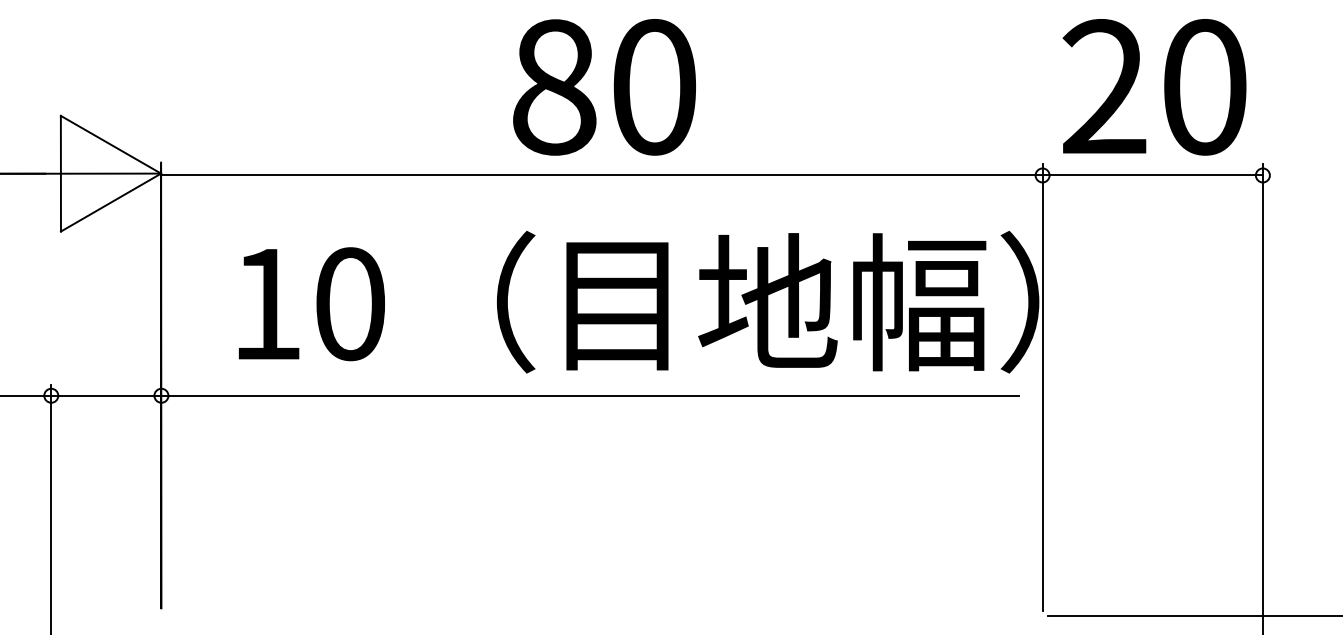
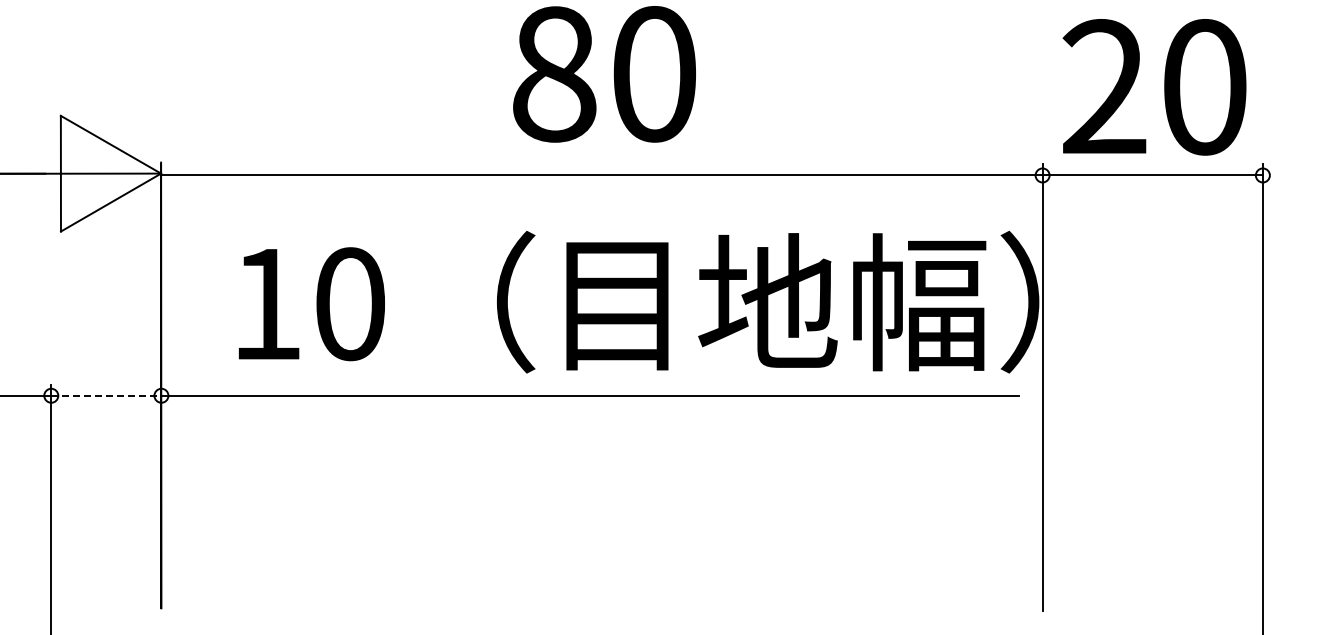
text position: (604, 87) -> (604, 74) (604, 74)
line: solid -> dashed (106, 395)
line: present -> none (1193, 616)
